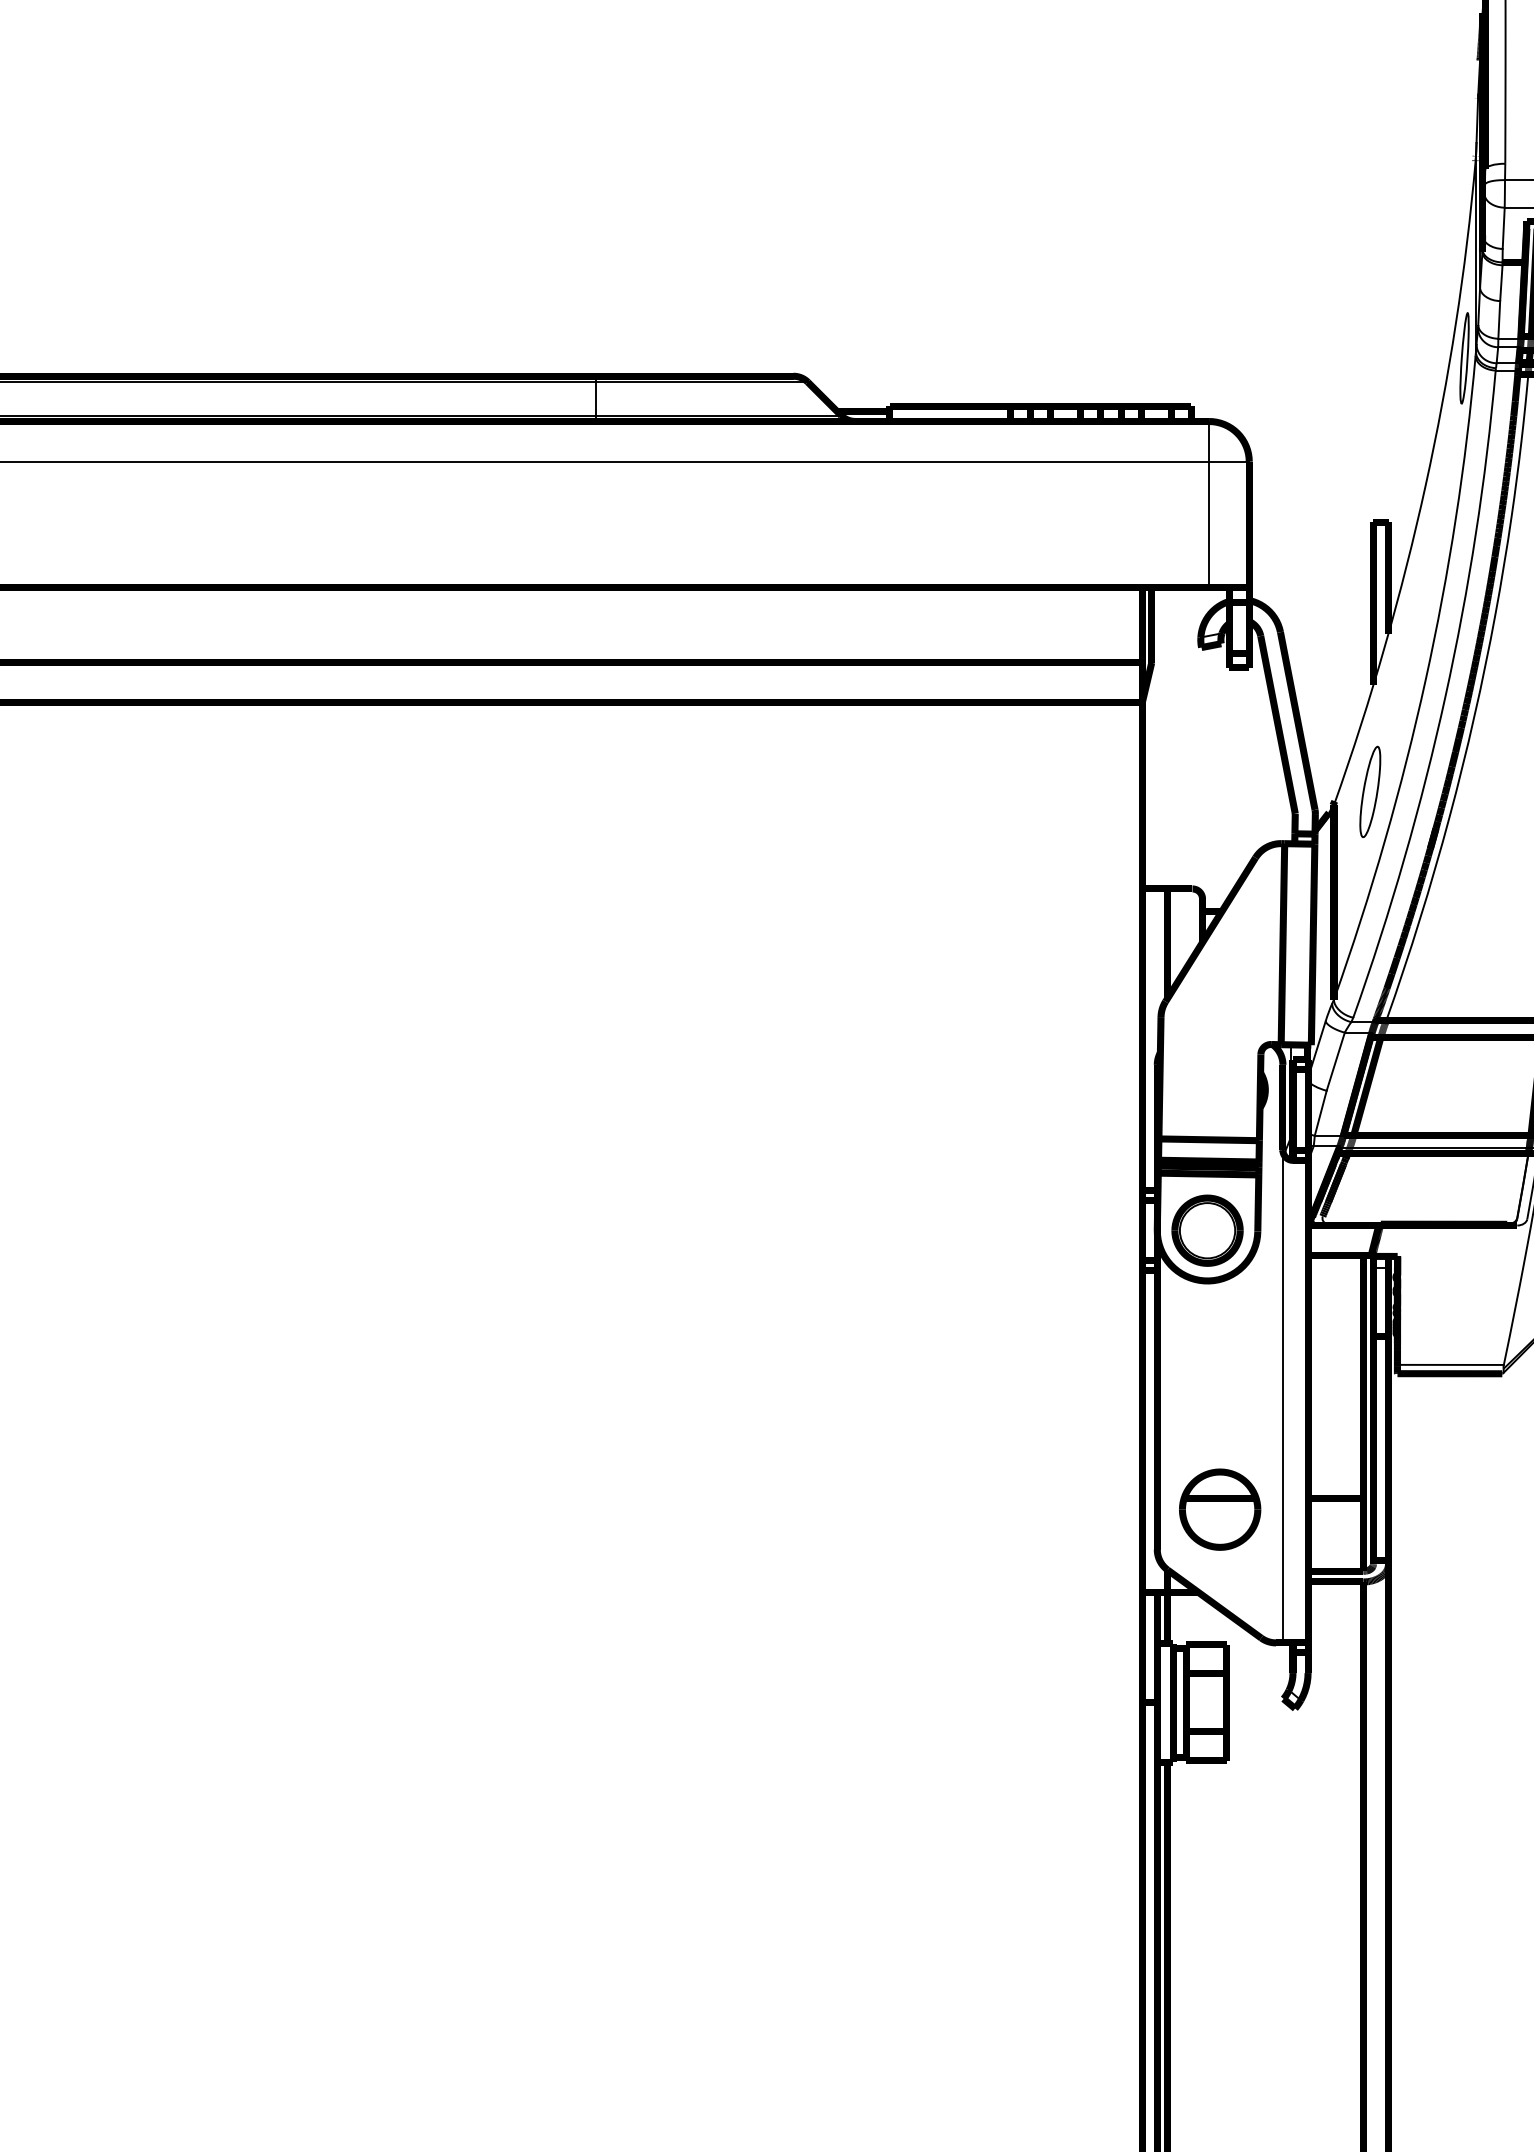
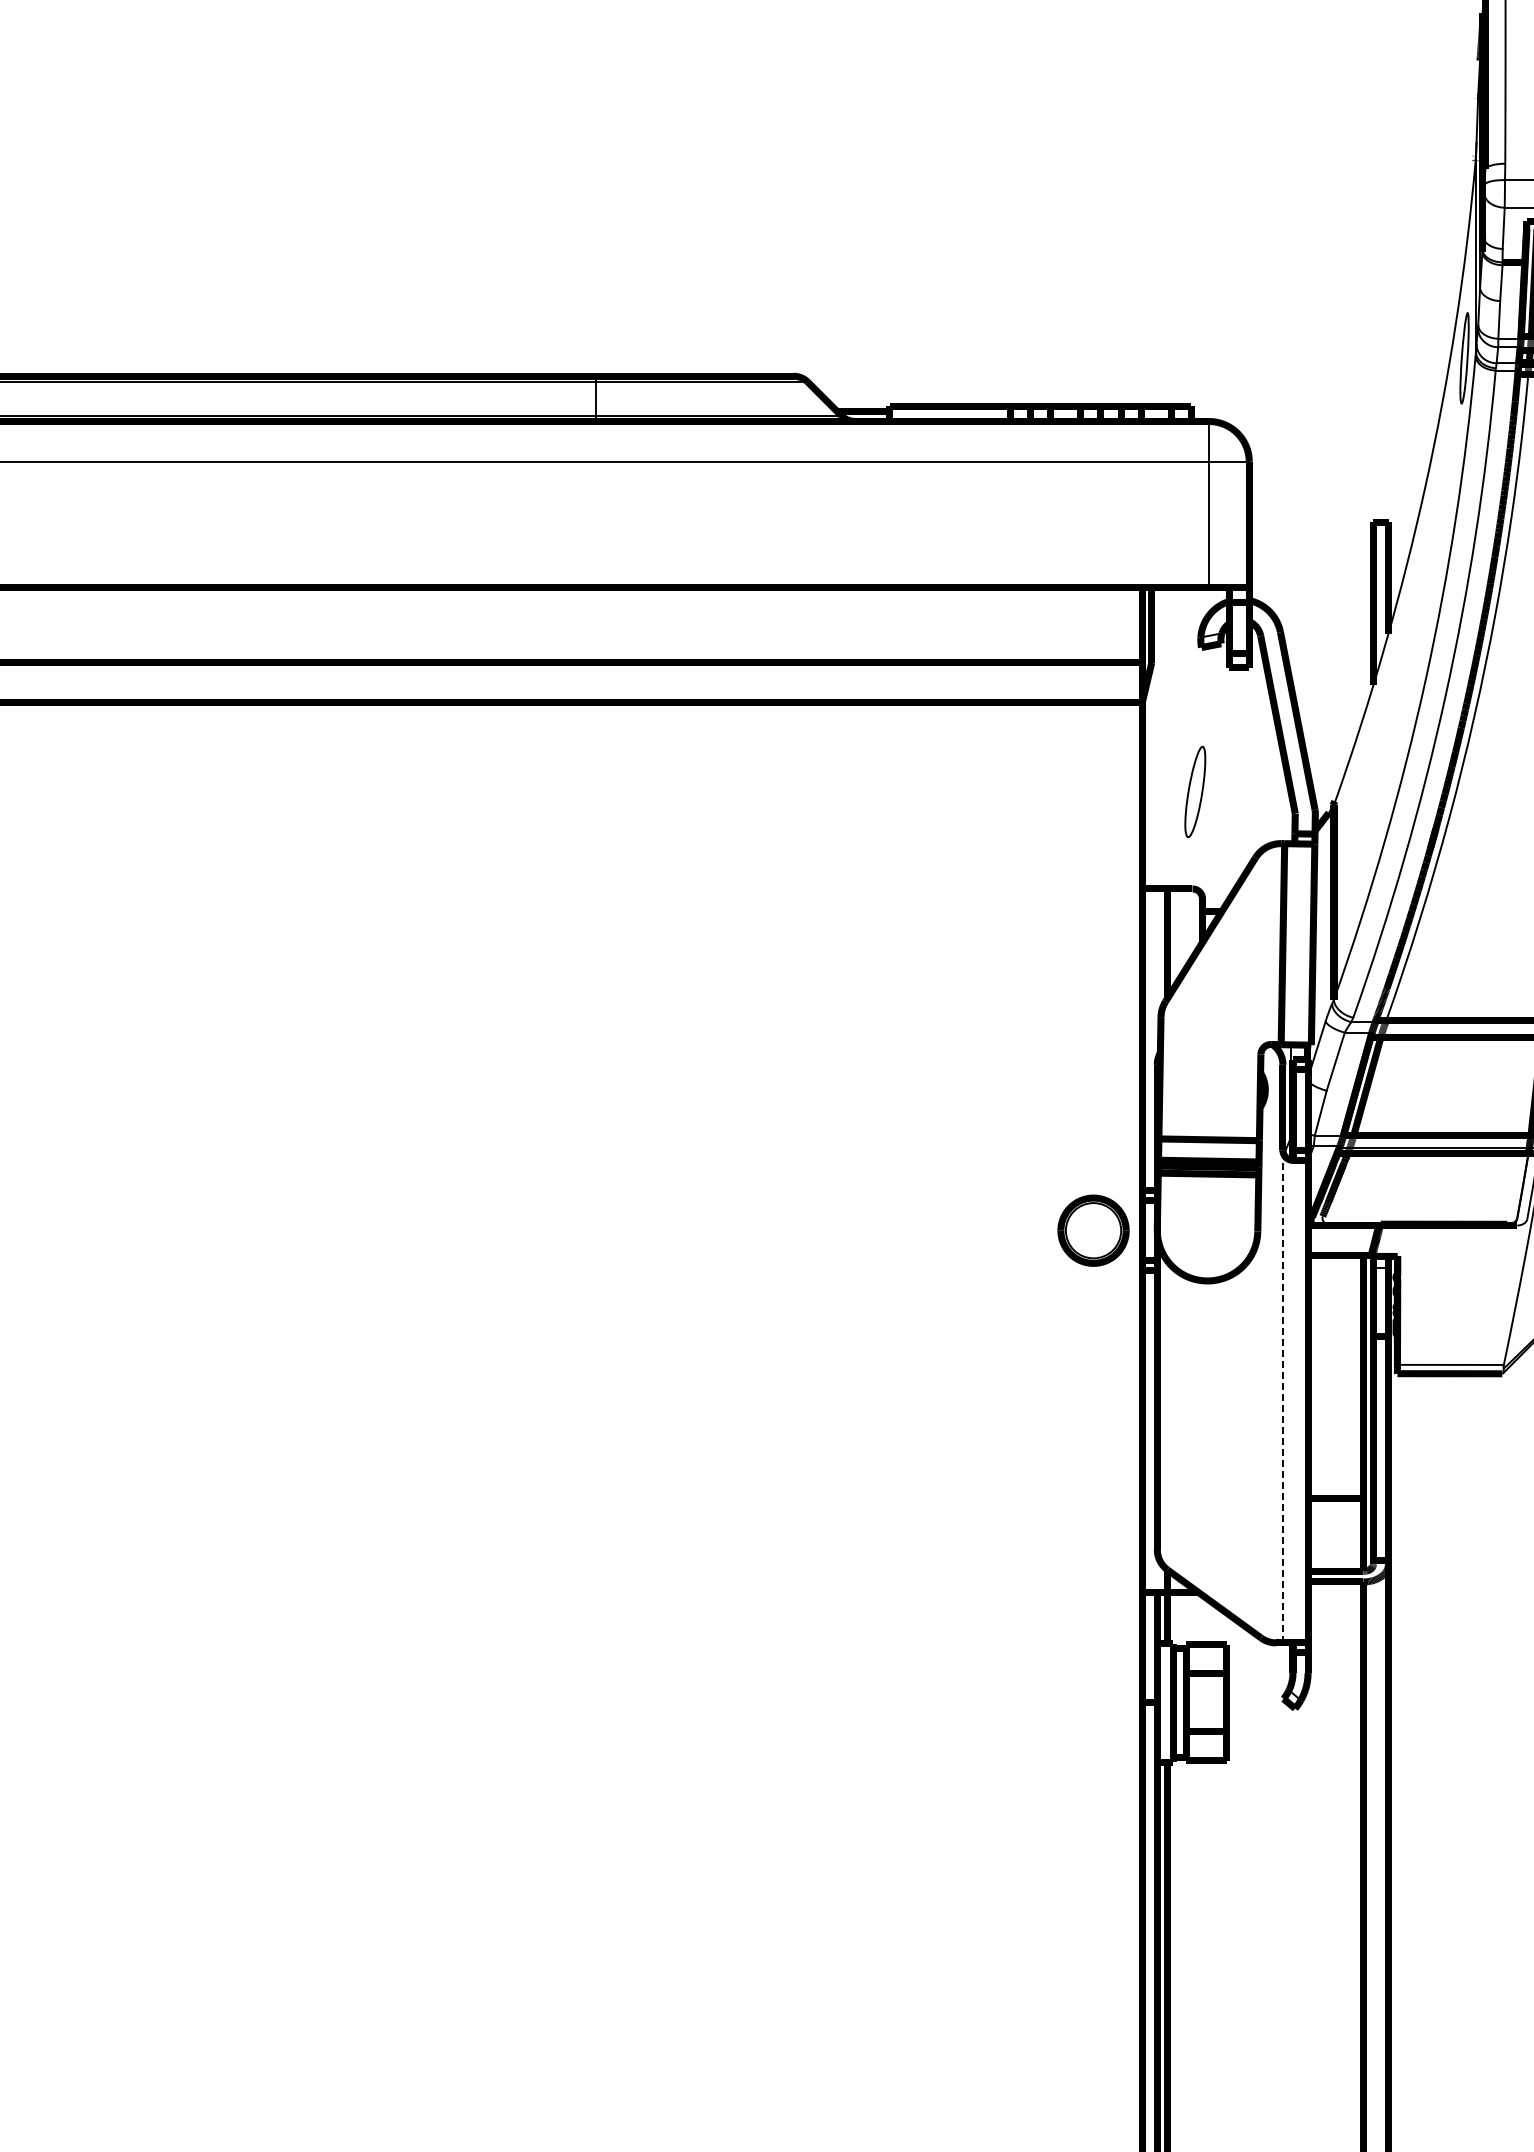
part position: (1370, 791) -> (1195, 791) (1195, 791)
part position: (1207, 1230) -> (1093, 1230) (1093, 1230)
line: solid -> dashed (1282, 1396)
part: present -> none (1220, 1509)
